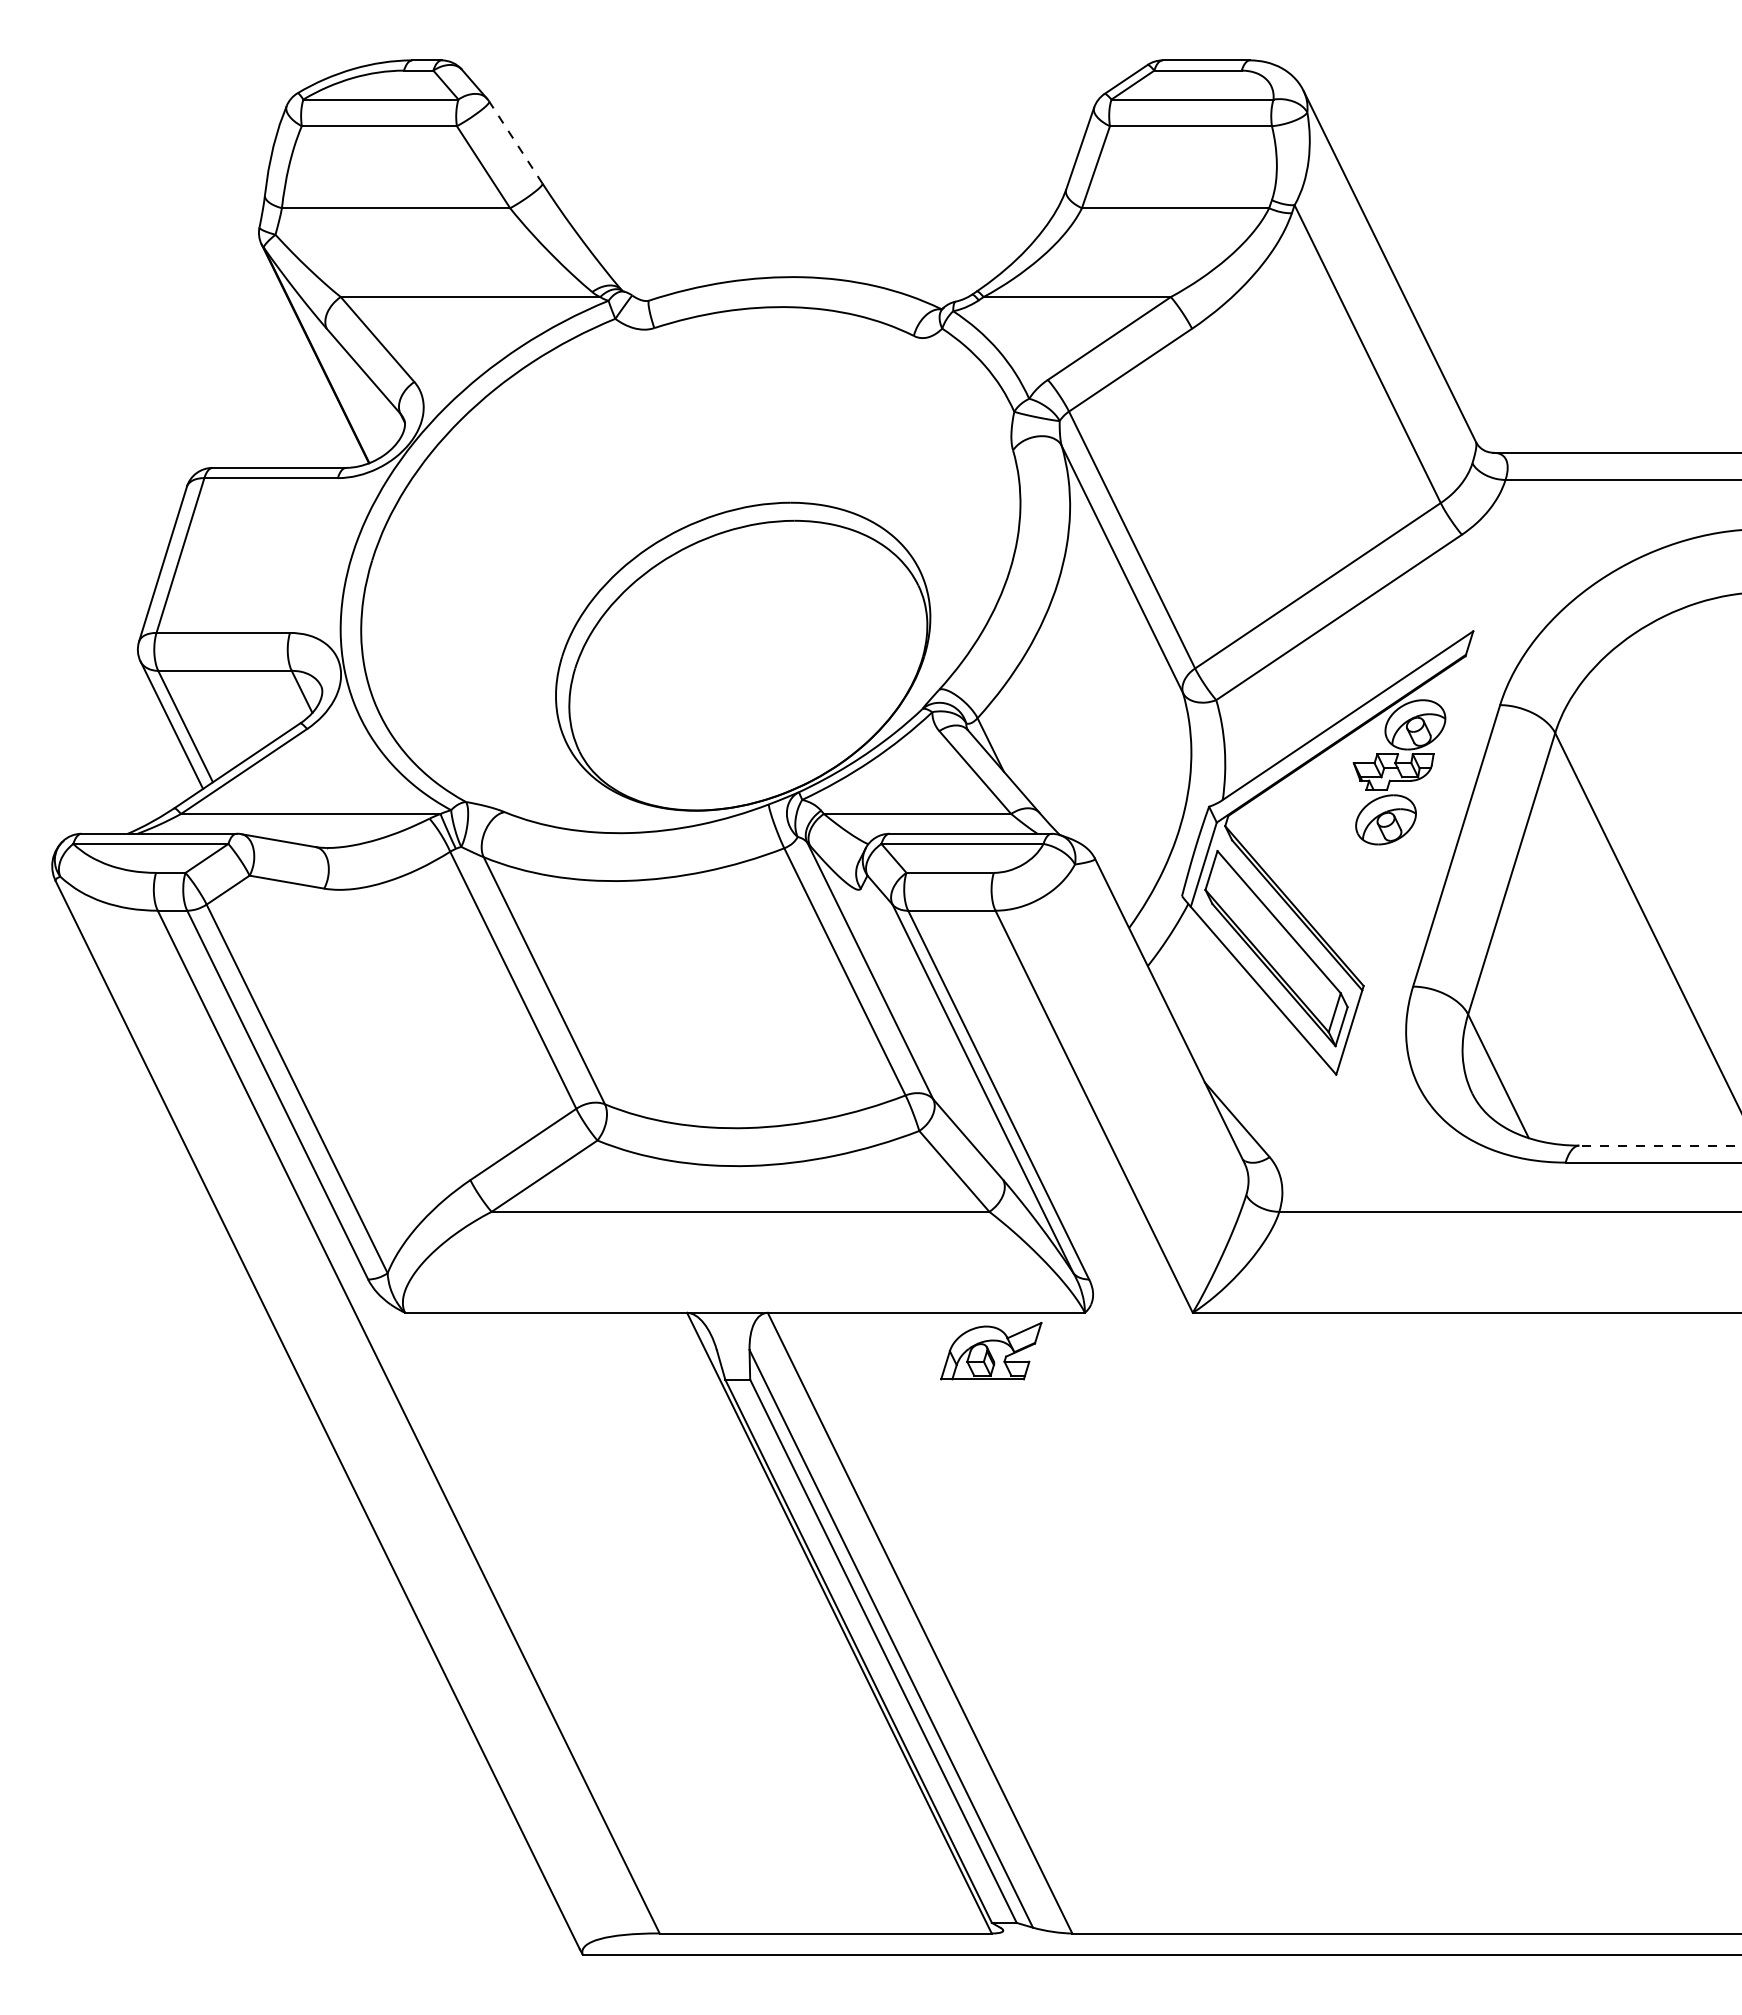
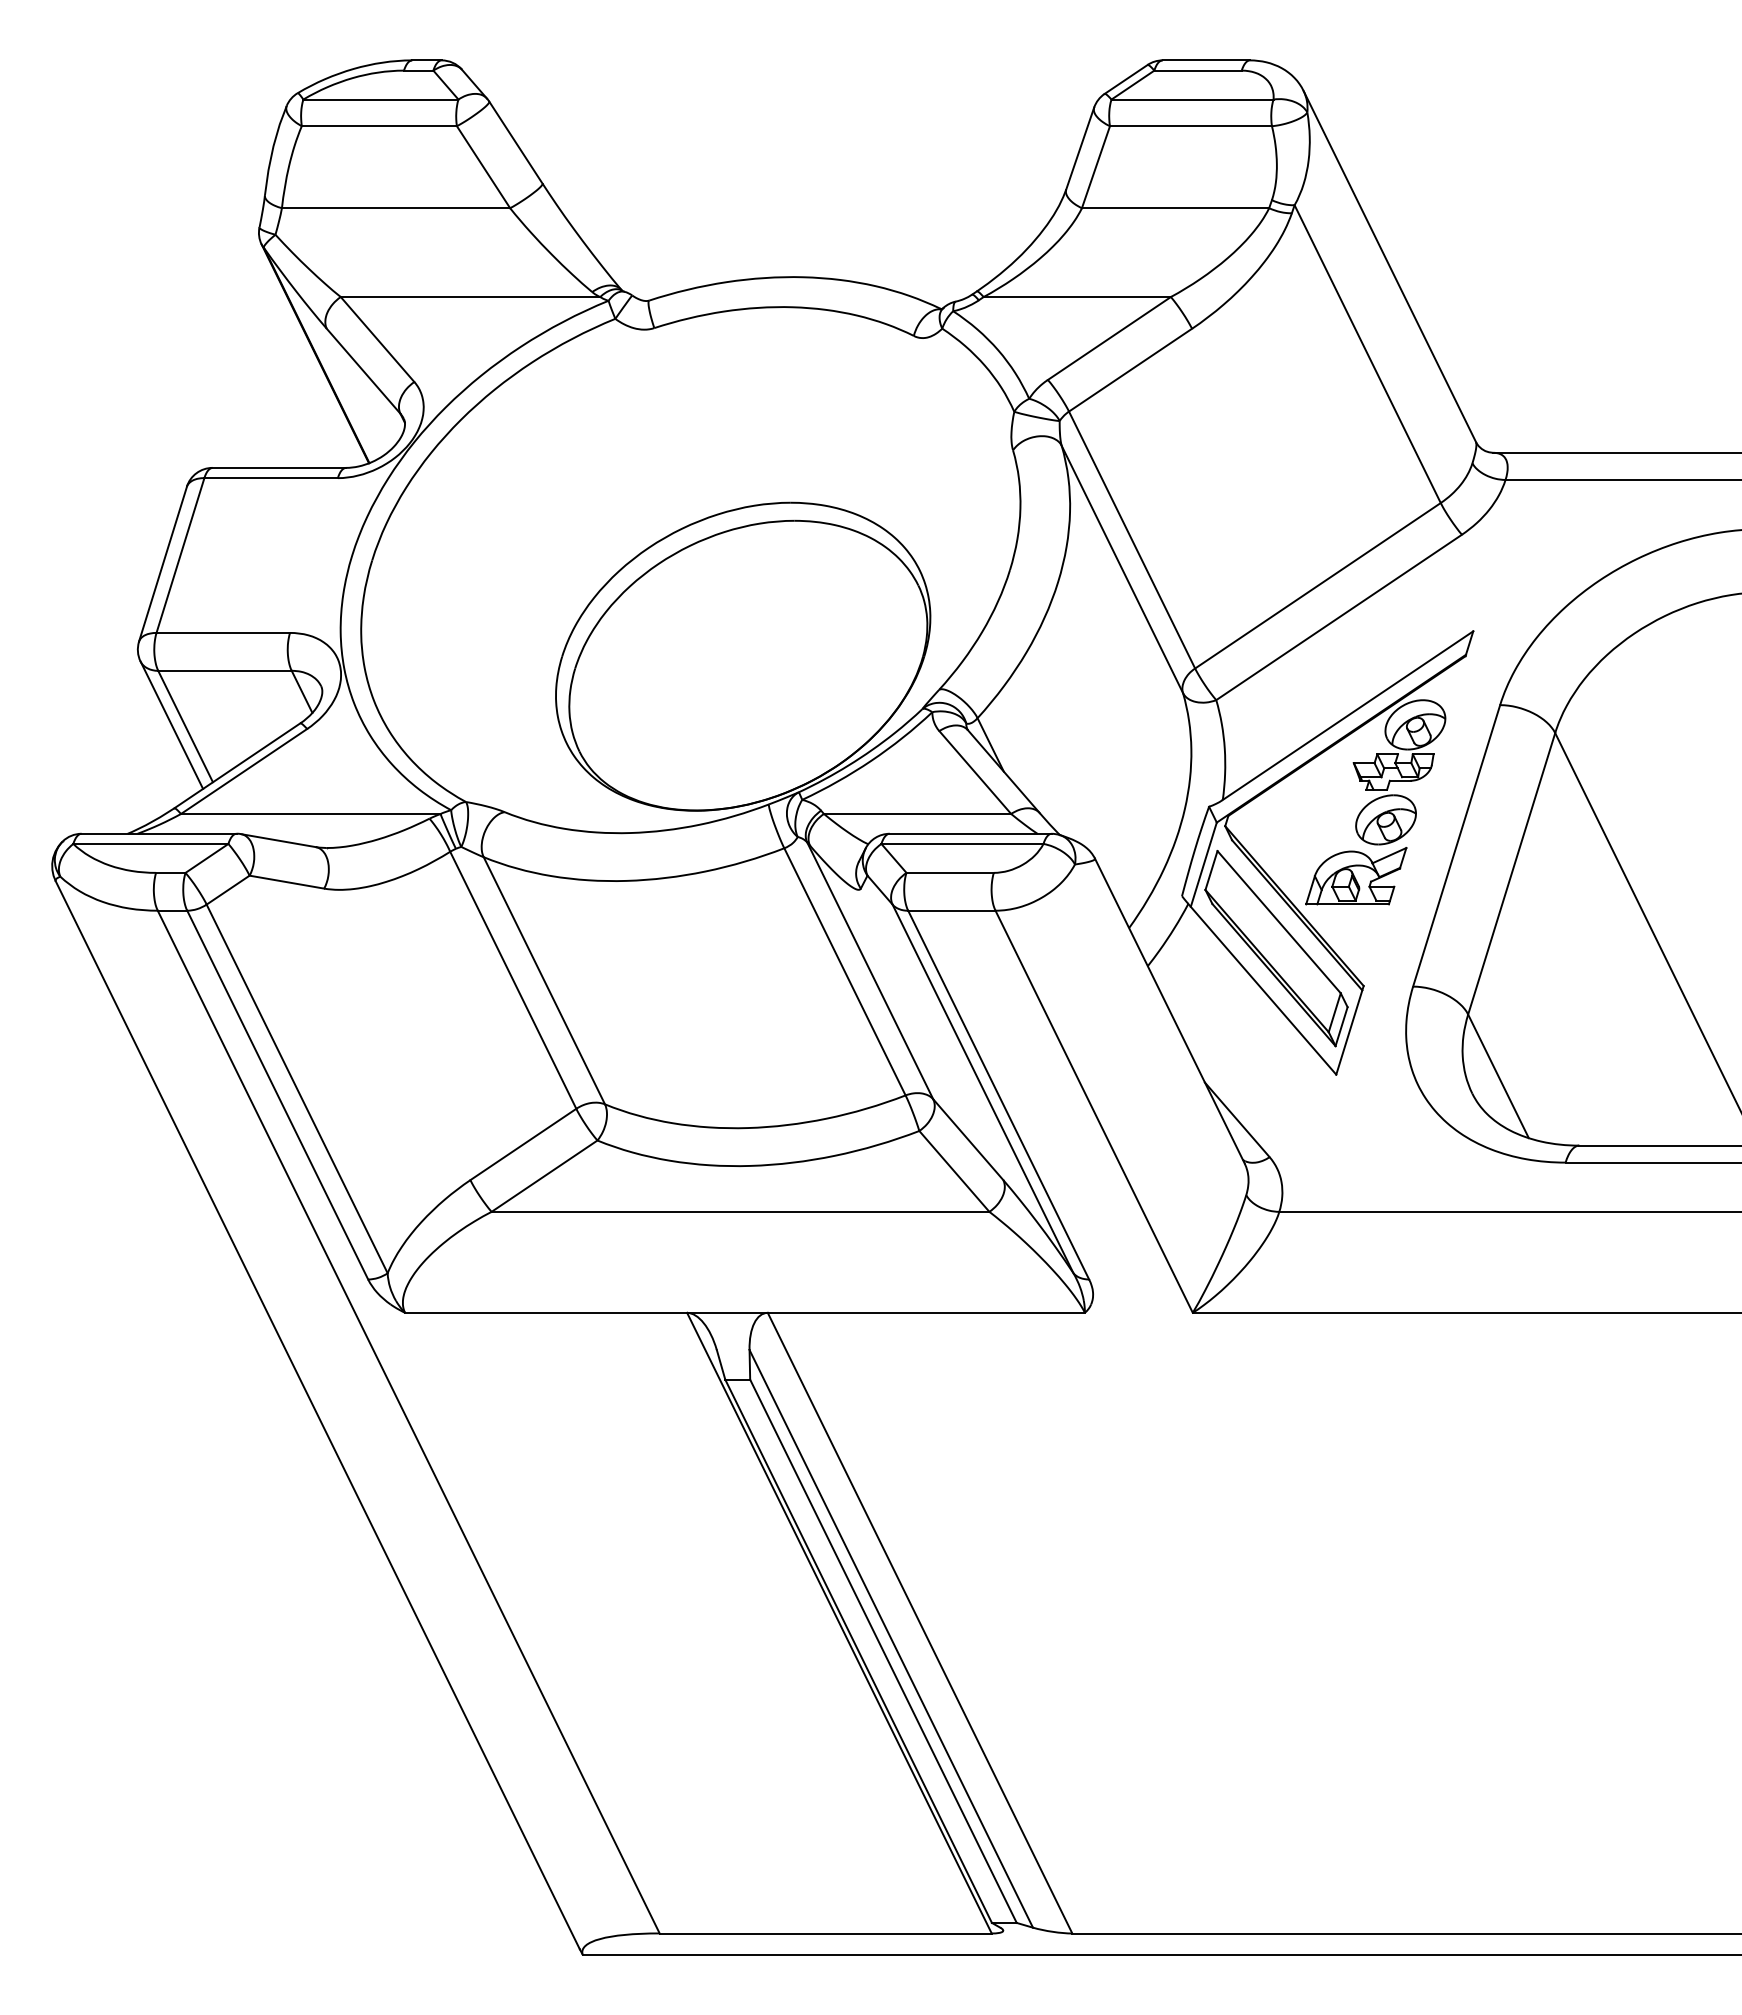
line: dashed -> solid (515, 142)
line: dashed -> solid (1660, 1145)
part position: (991, 1351) -> (1356, 876) (1356, 876)
